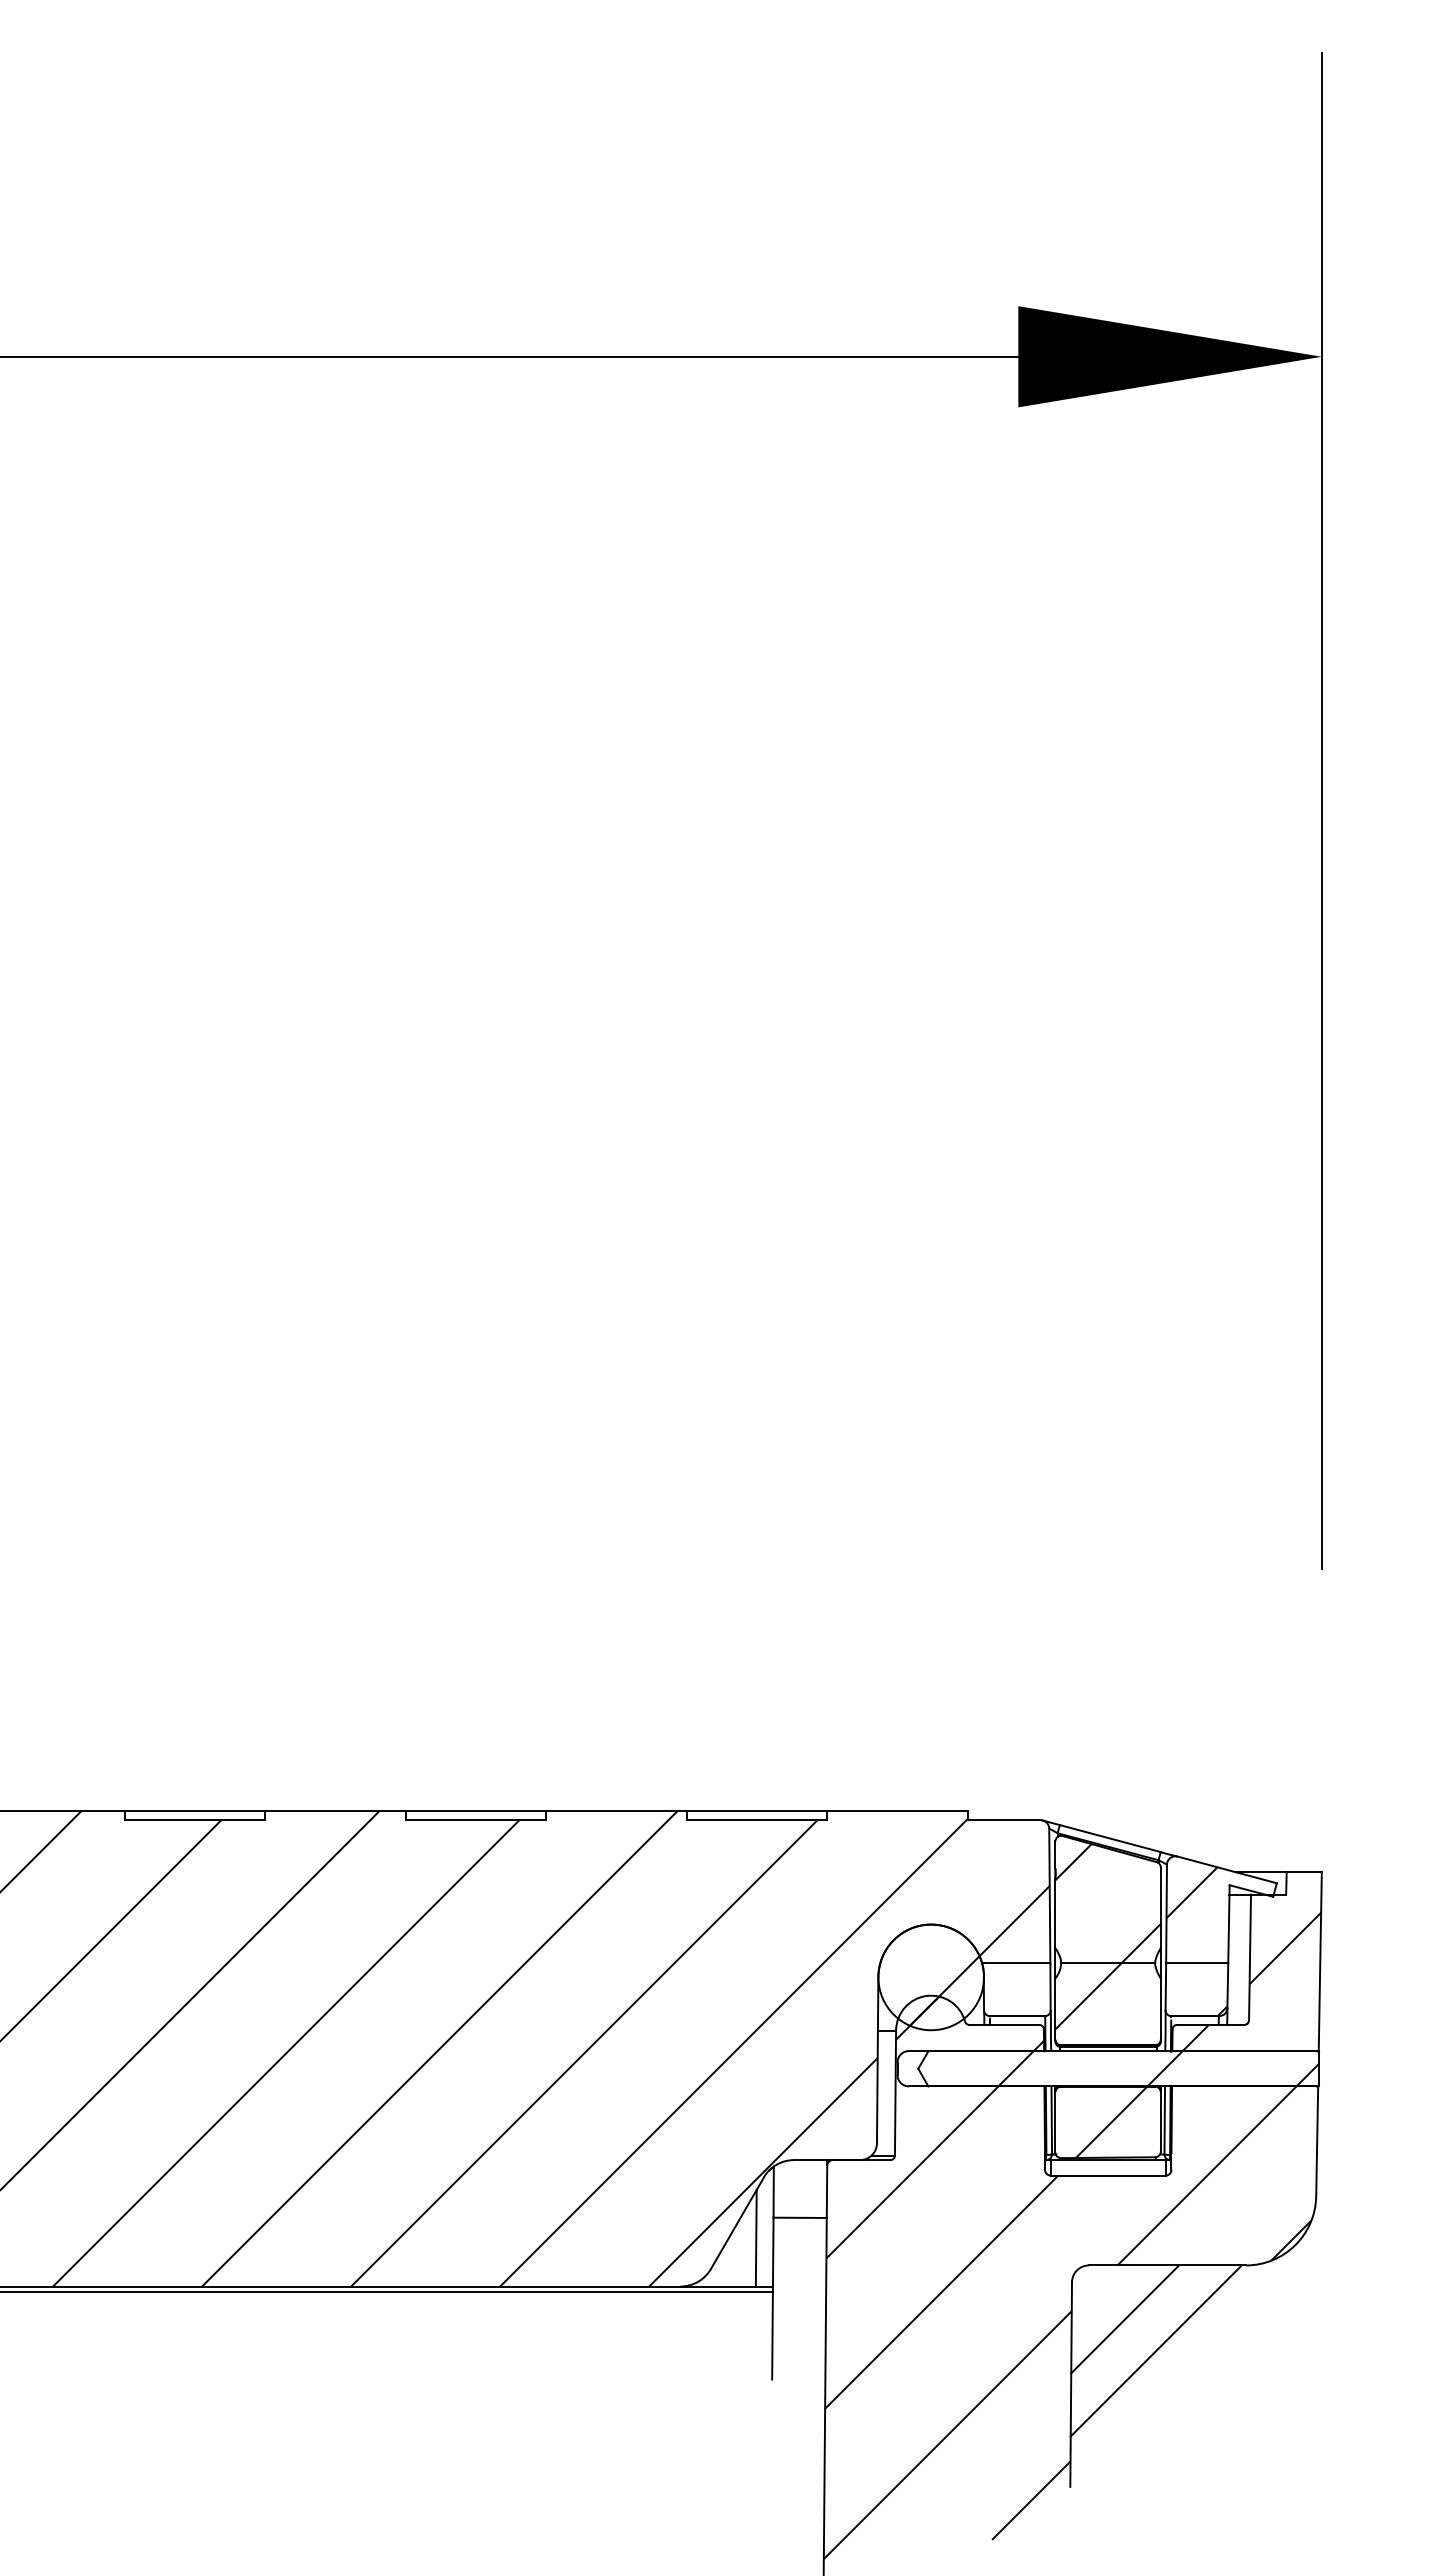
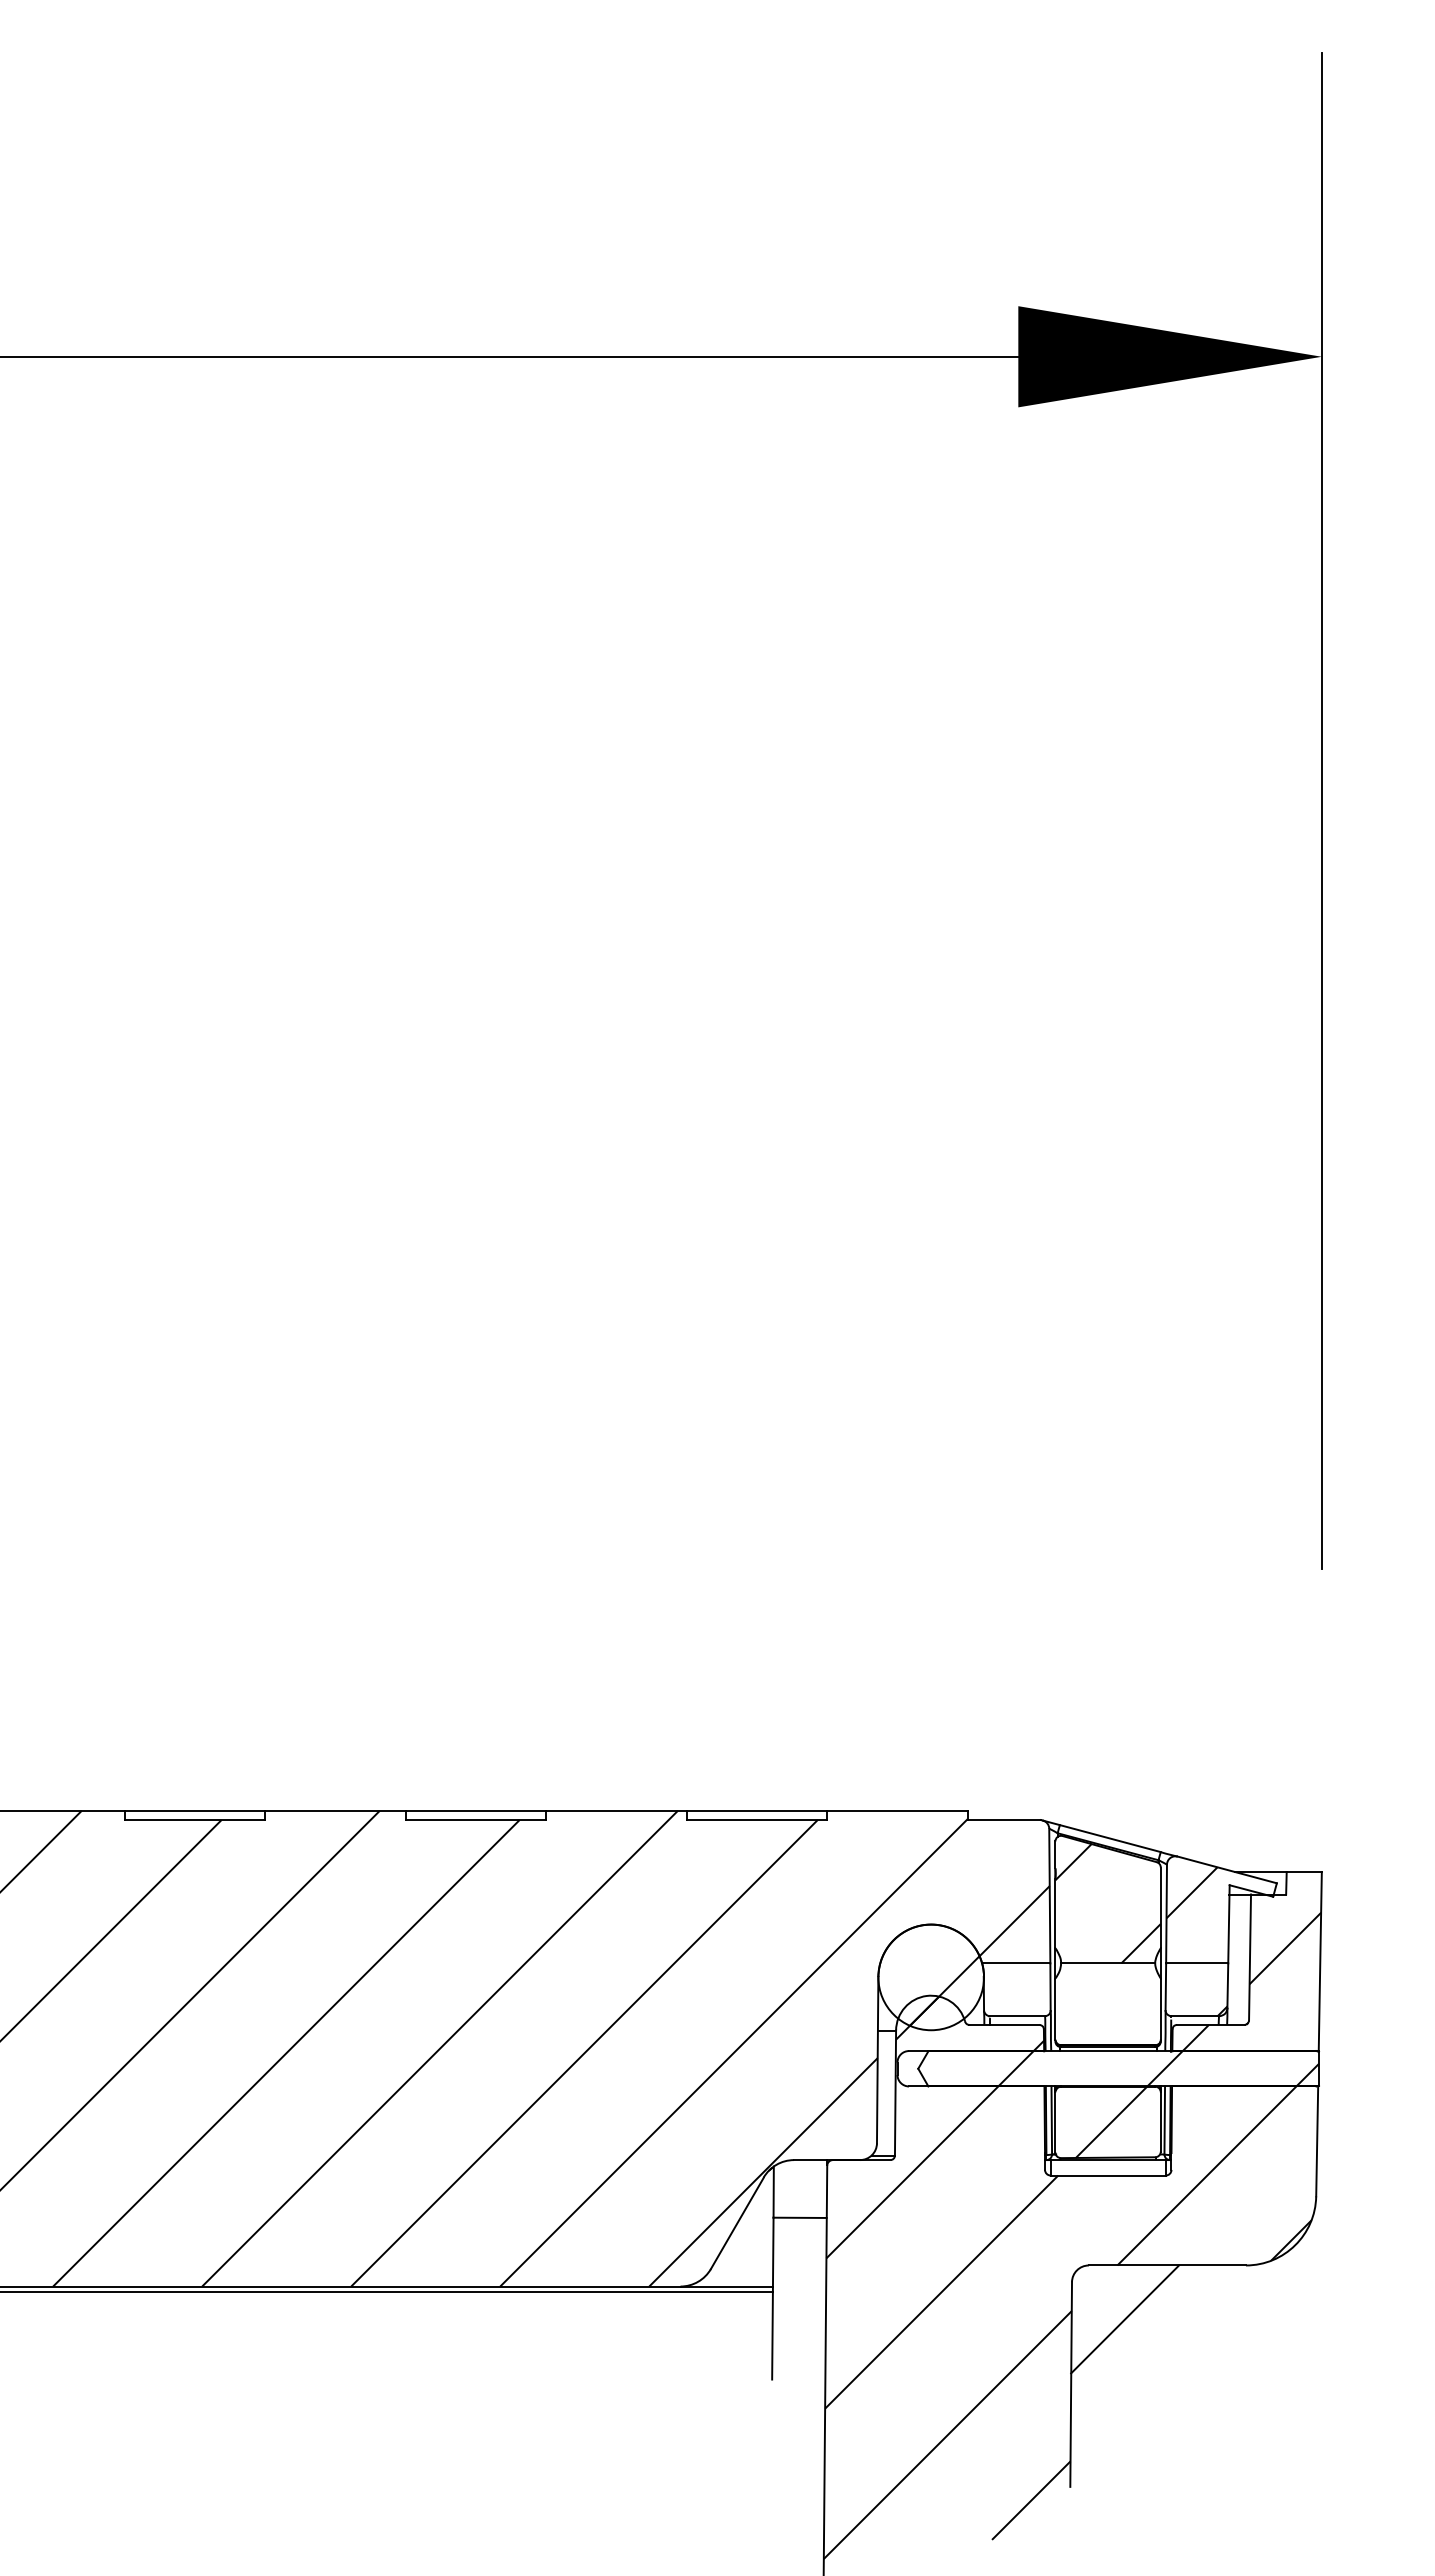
hatch: present -> none (1088, 1996)
line: present -> none (755, 2237)
line: present -> none (1155, 2350)
